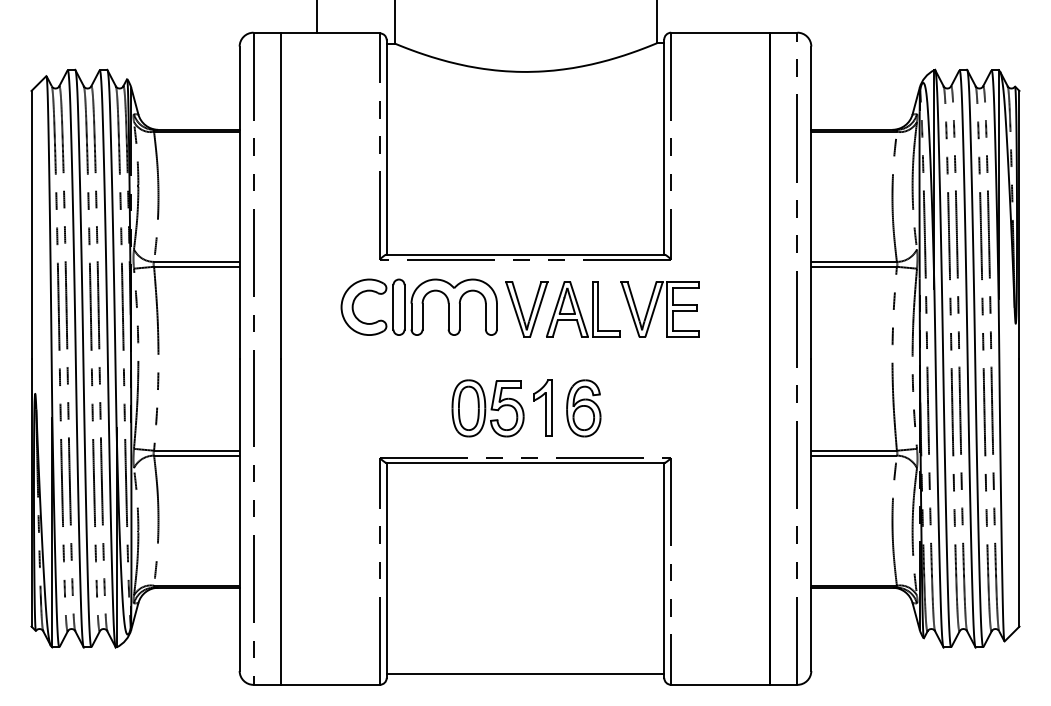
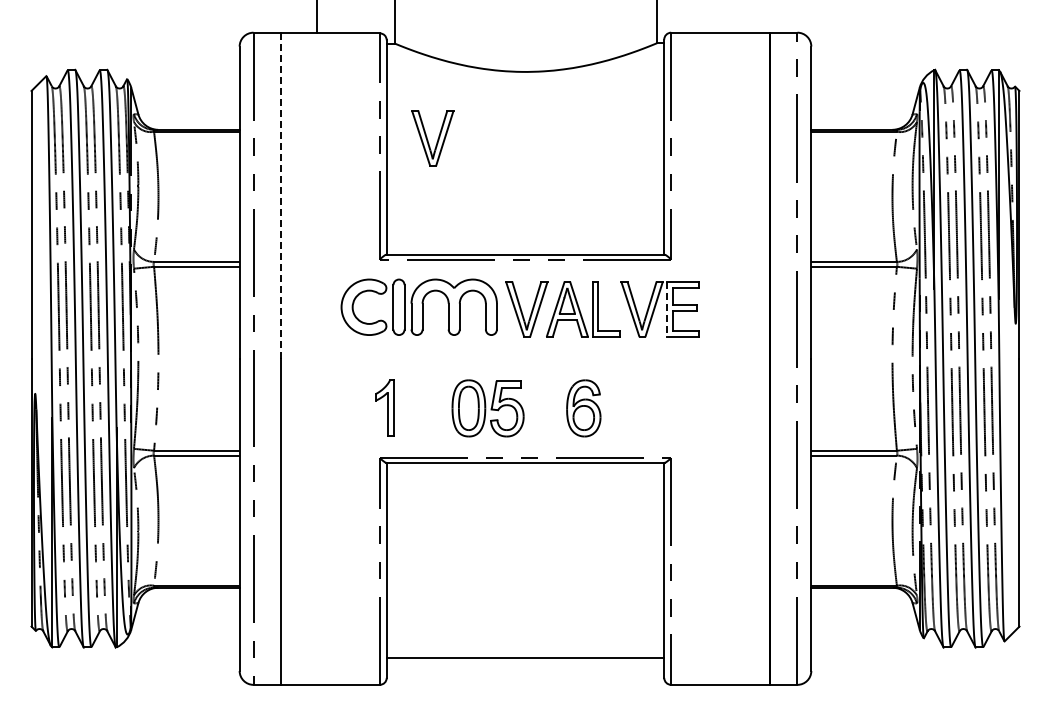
part: none -> present (432, 138)
line: solid -> dashed (281, 196)
line: solid -> dashed (667, 309)
part position: (542, 407) -> (384, 407) (384, 407)
line position: (525, 674) -> (525, 658) (525, 658)
